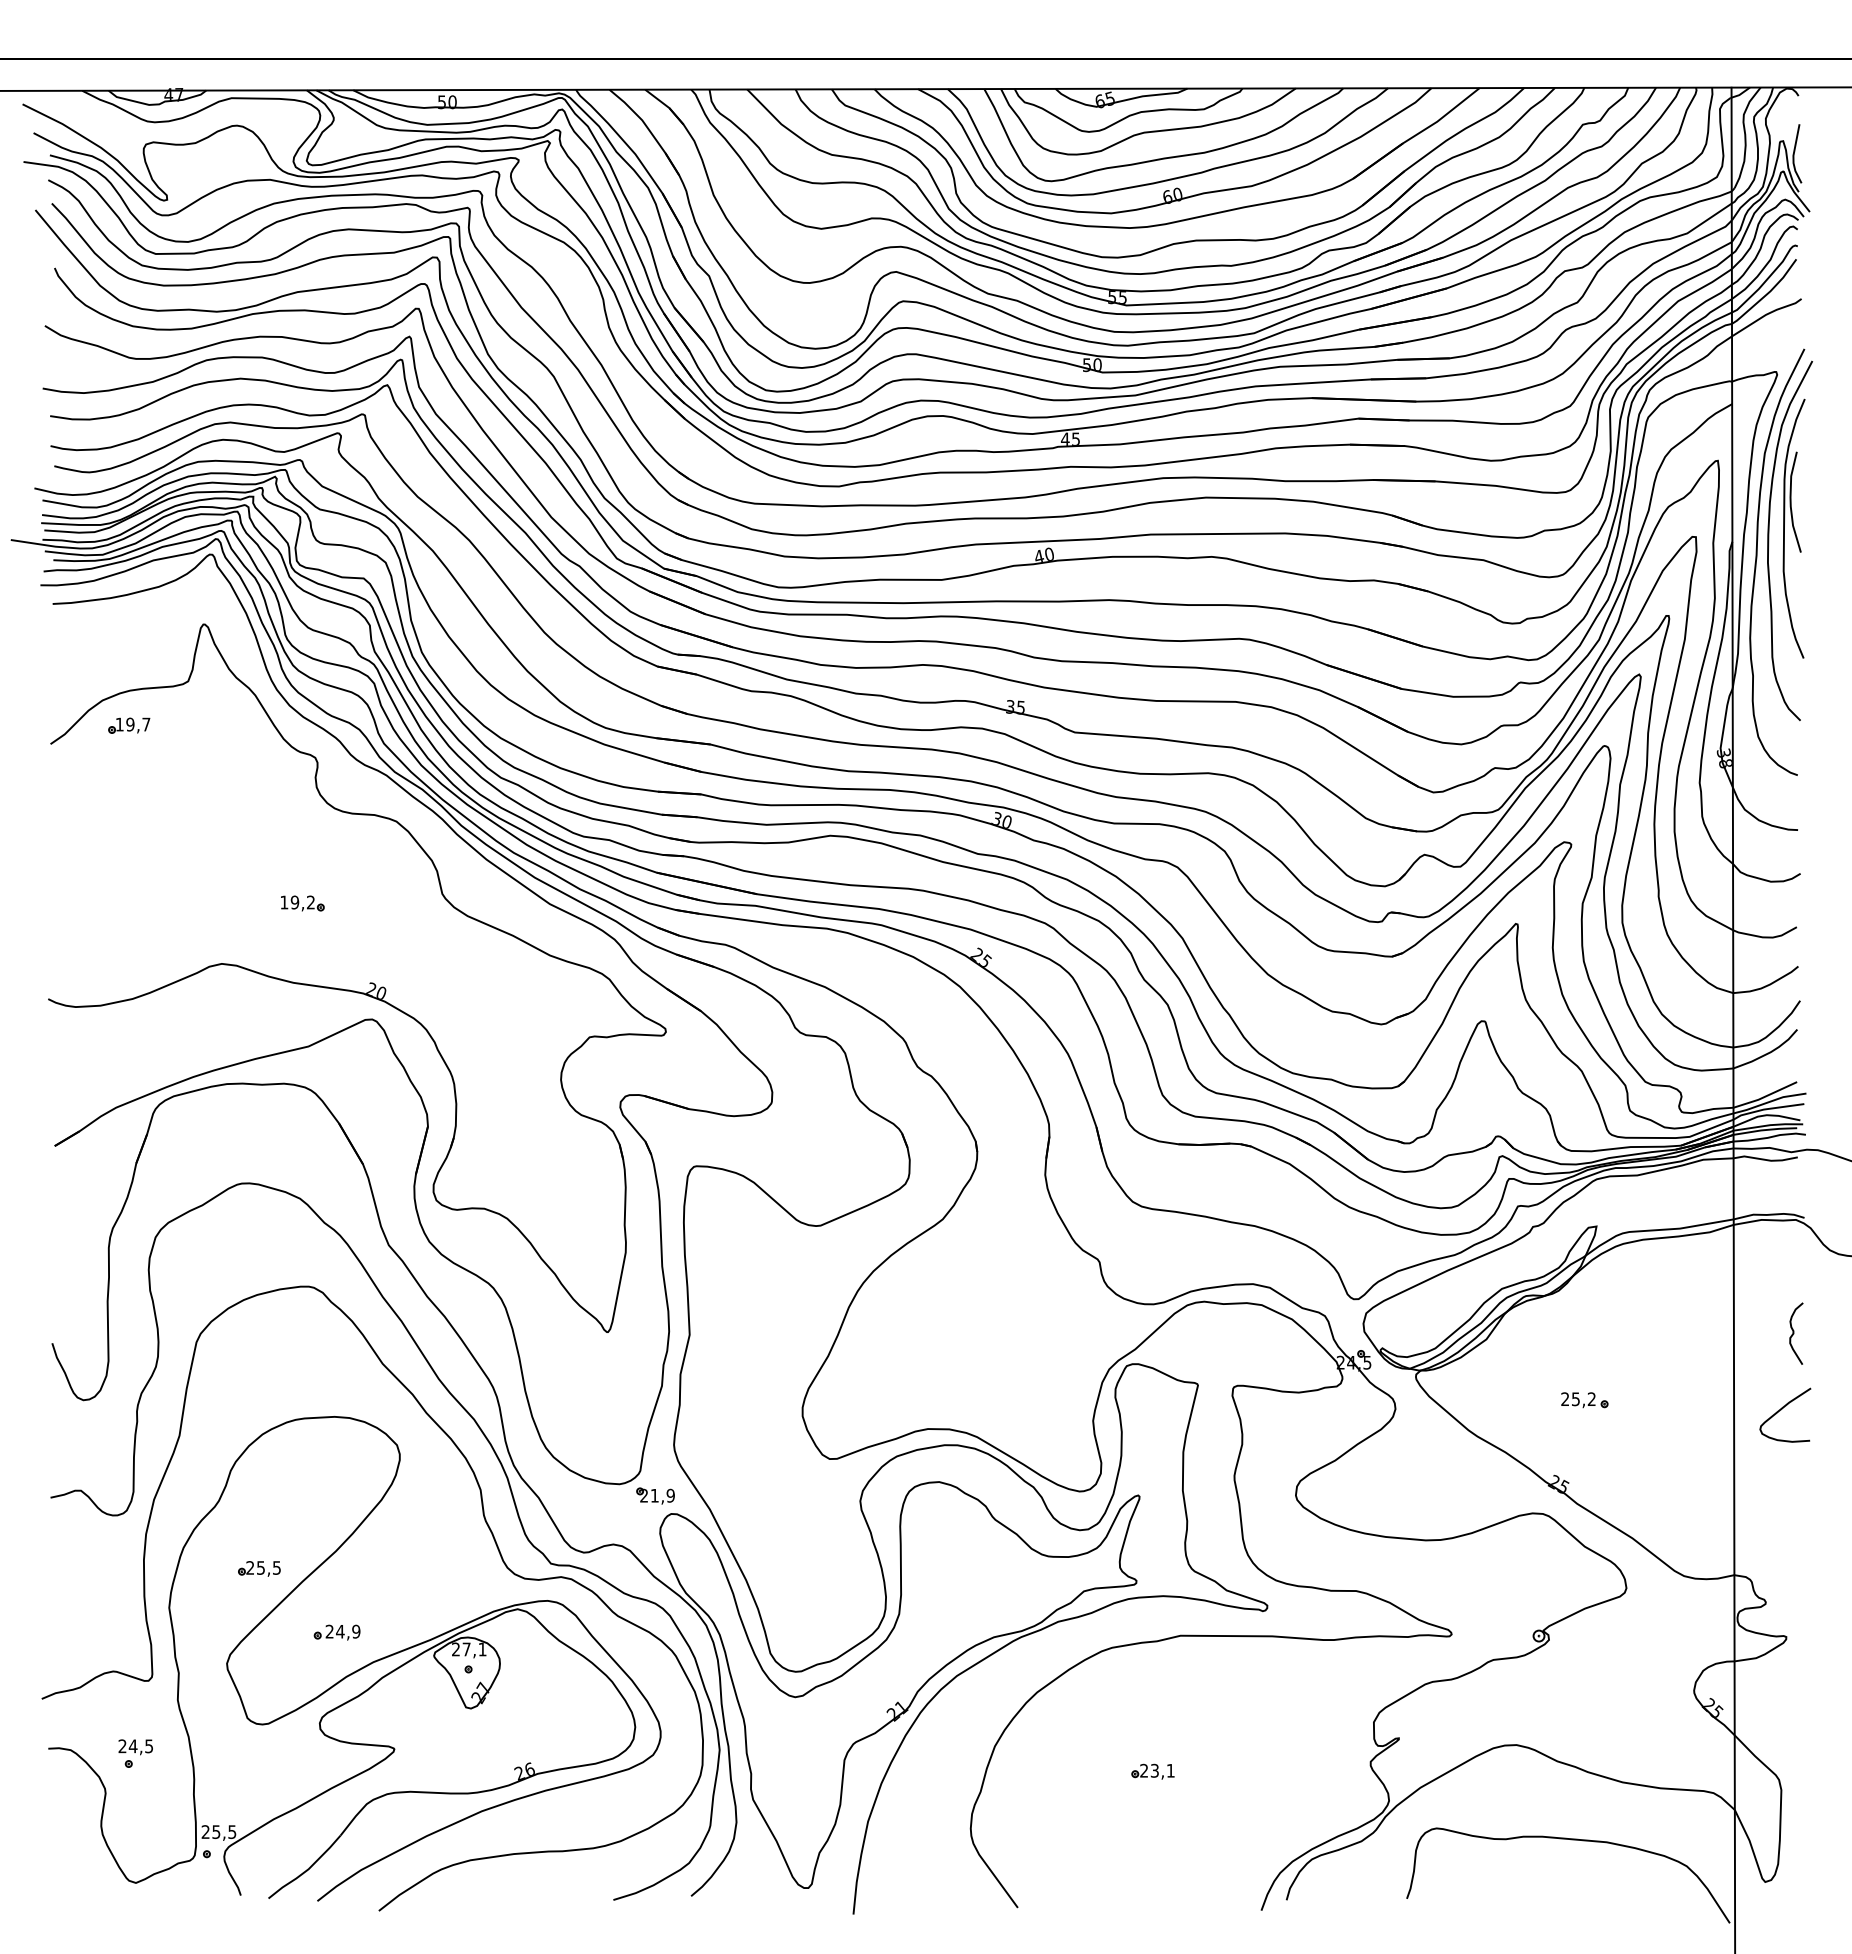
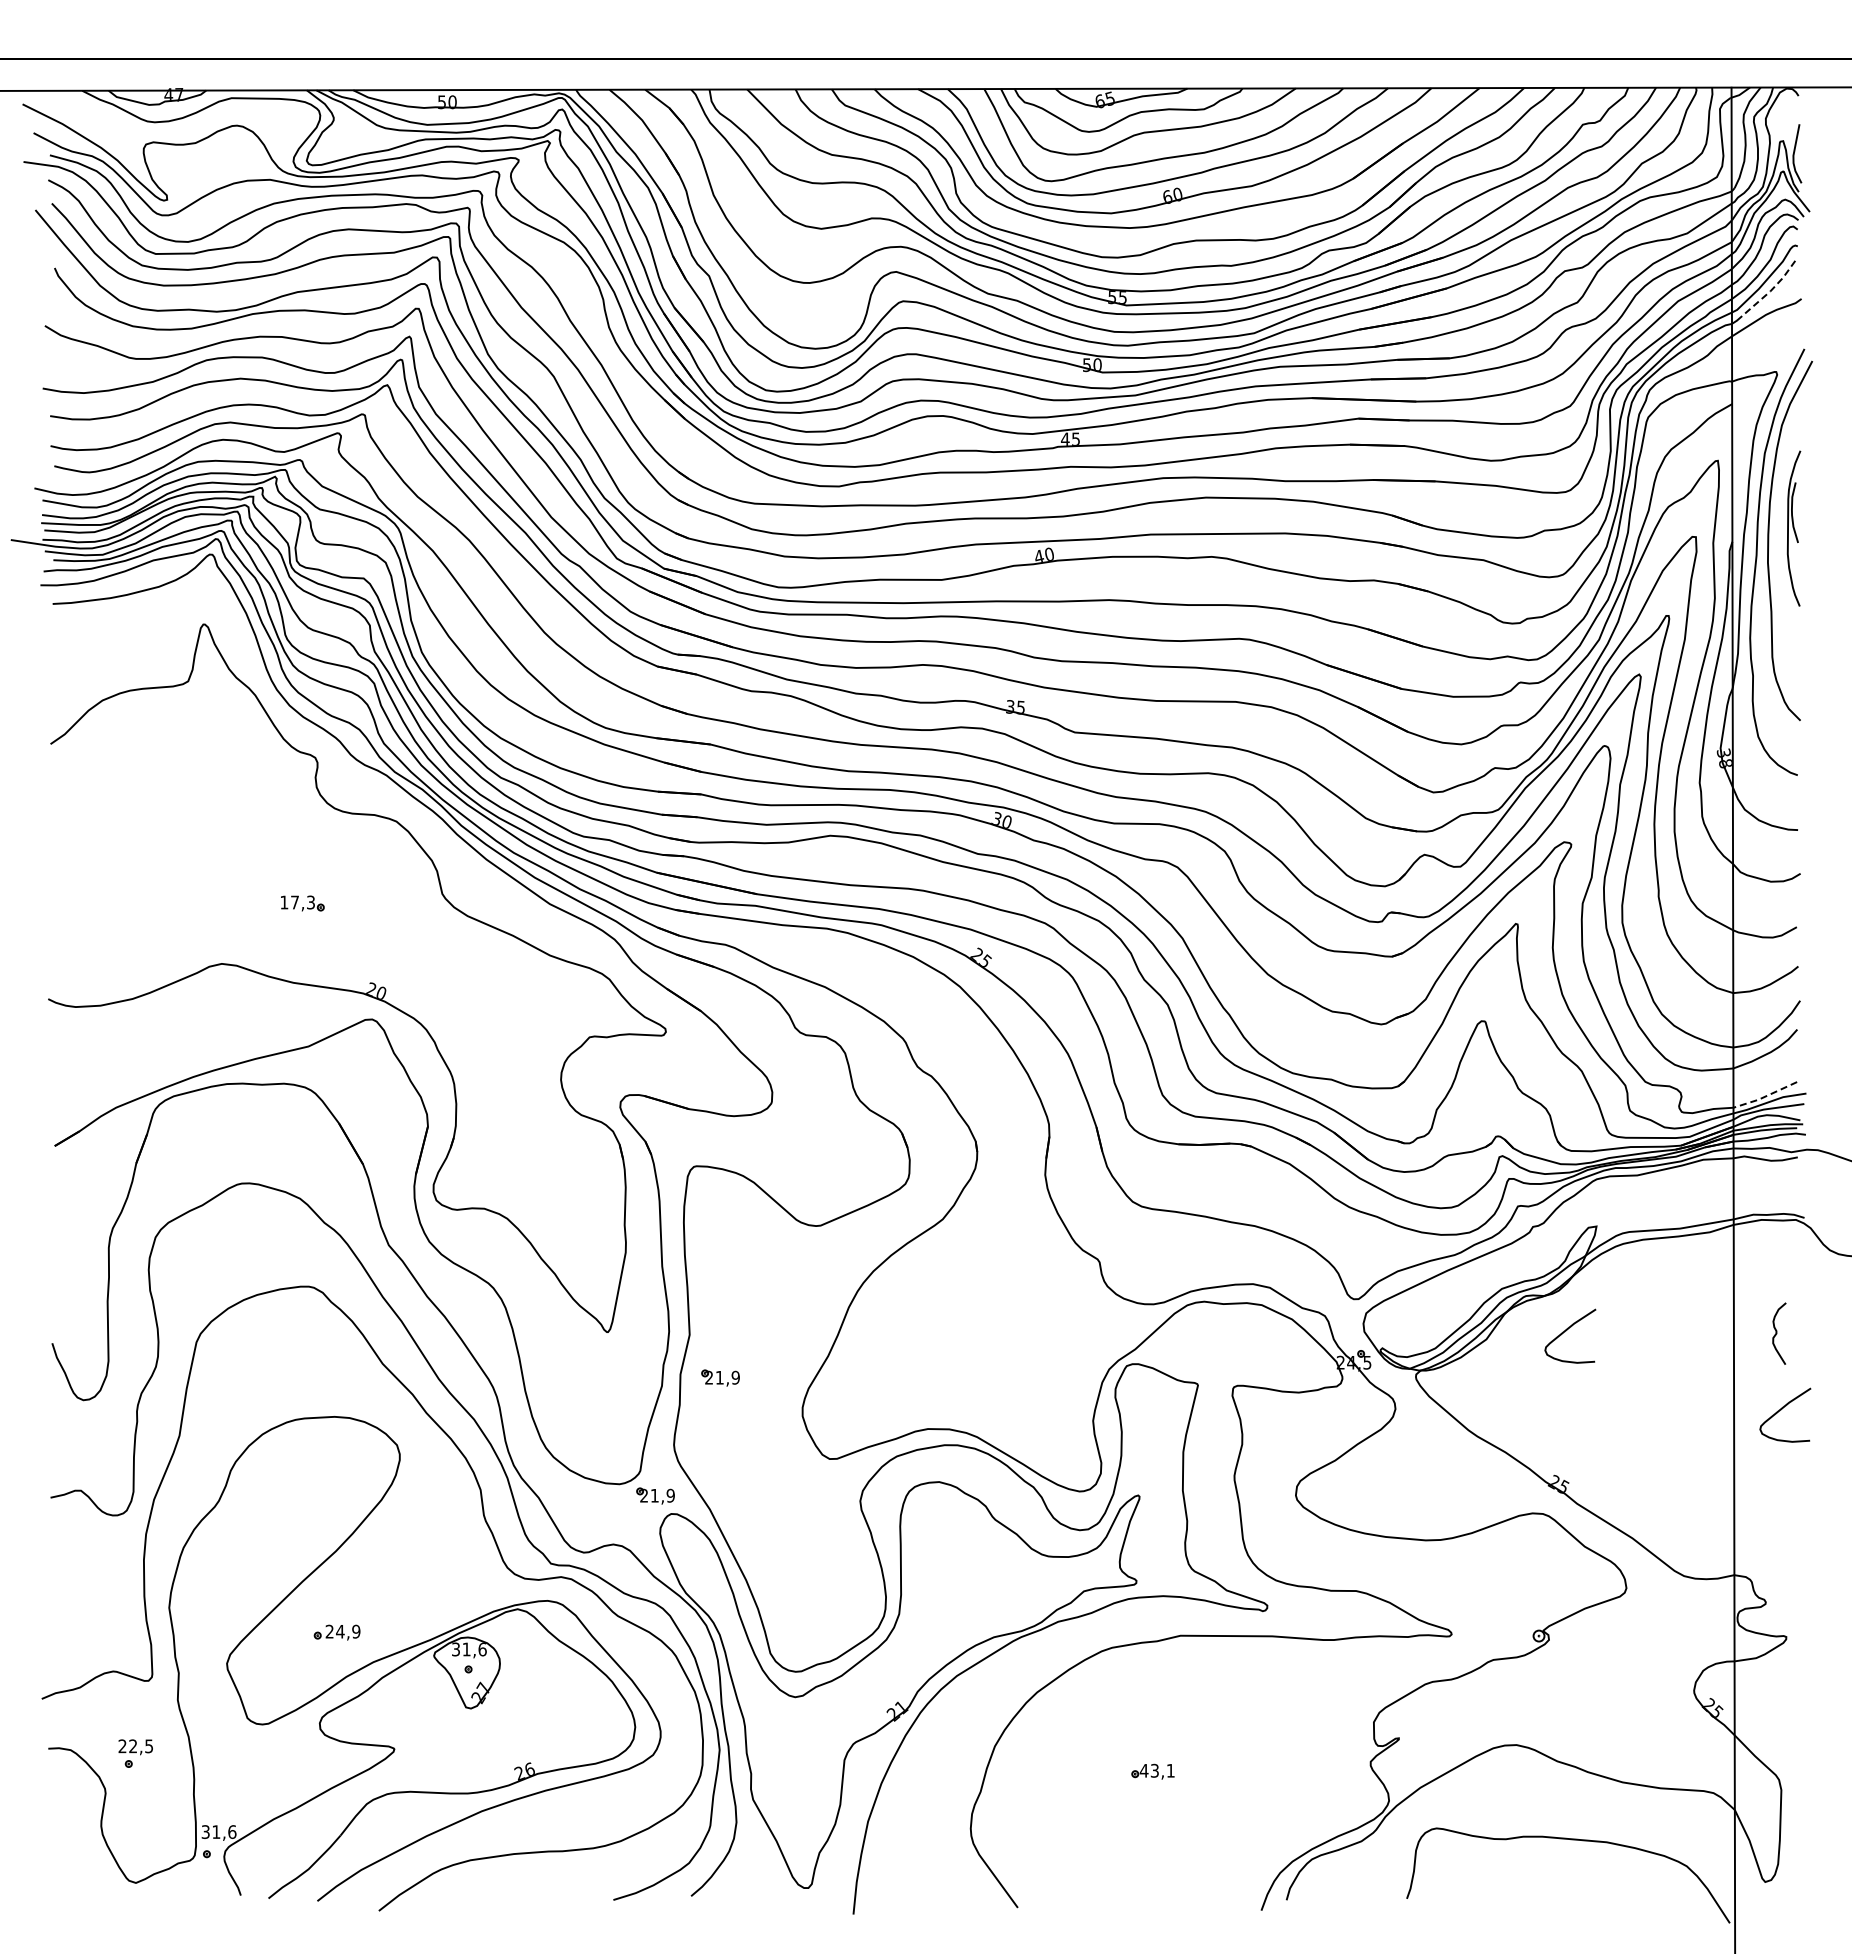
line: solid -> dashed (1770, 291)
part size: 24x261 px -> 16x157 px (1793, 528)
part: present -> none (129, 725)
text: 19,2 -> 17,3 (302, 902)
line: solid -> dashed (1764, 1096)
curve: none -> present (1566, 1331)
curve position: (1794, 1333) -> (1777, 1333) (1777, 1333)
part: none -> present (720, 1377)
part: present -> none (1584, 1400)
part: present -> none (259, 1568)
text: 27,1 -> 31,6 (469, 1649)
text: 24,5 -> 22,5 (132, 1746)
text: 23,1 -> 43,1 (1143, 1770)
text: 25,5 -> 31,6 (218, 1832)
